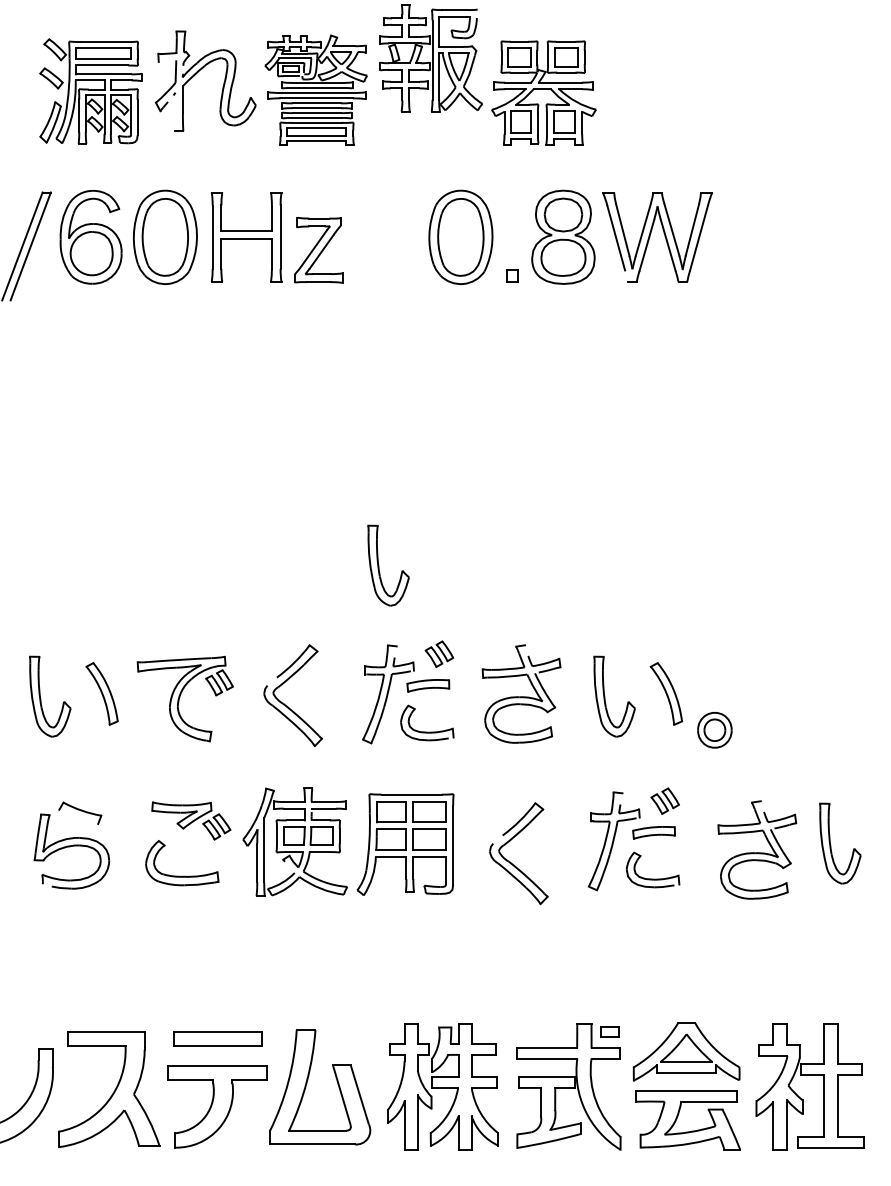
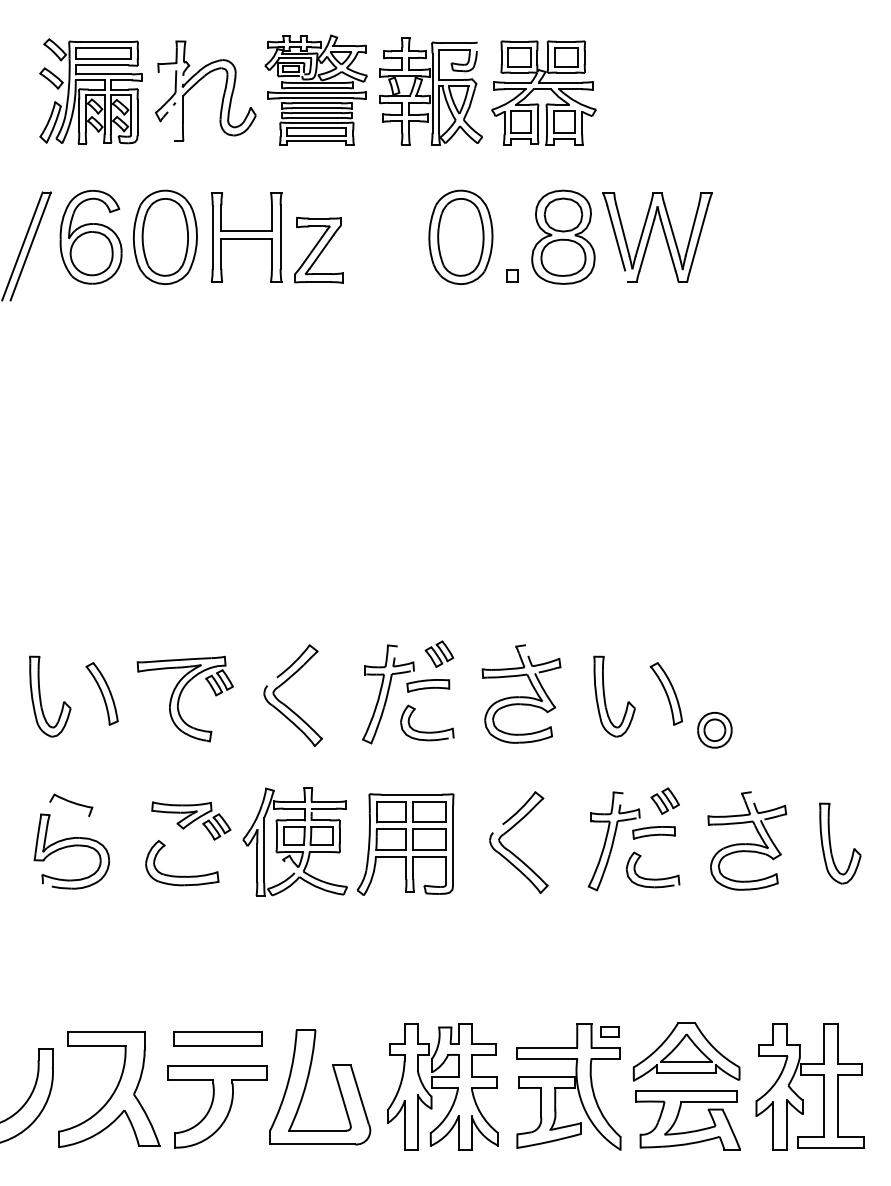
part position: (430, 58) -> (430, 91) (430, 91)
part position: (198, 72) -> (198, 82) (198, 82)
part: present -> none (379, 565)
part position: (80, 812) -> (71, 804) (71, 804)
part position: (757, 849) -> (747, 840) (747, 840)
part position: (510, 861) -> (510, 850) (510, 850)
